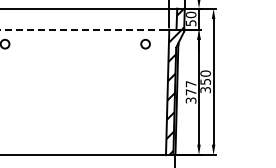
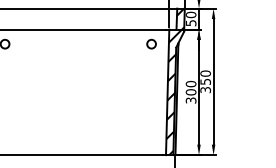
line: dashed -> solid (82, 29)
part position: (145, 43) -> (151, 43) (151, 43)
text: 377 -> 300 (190, 87)
